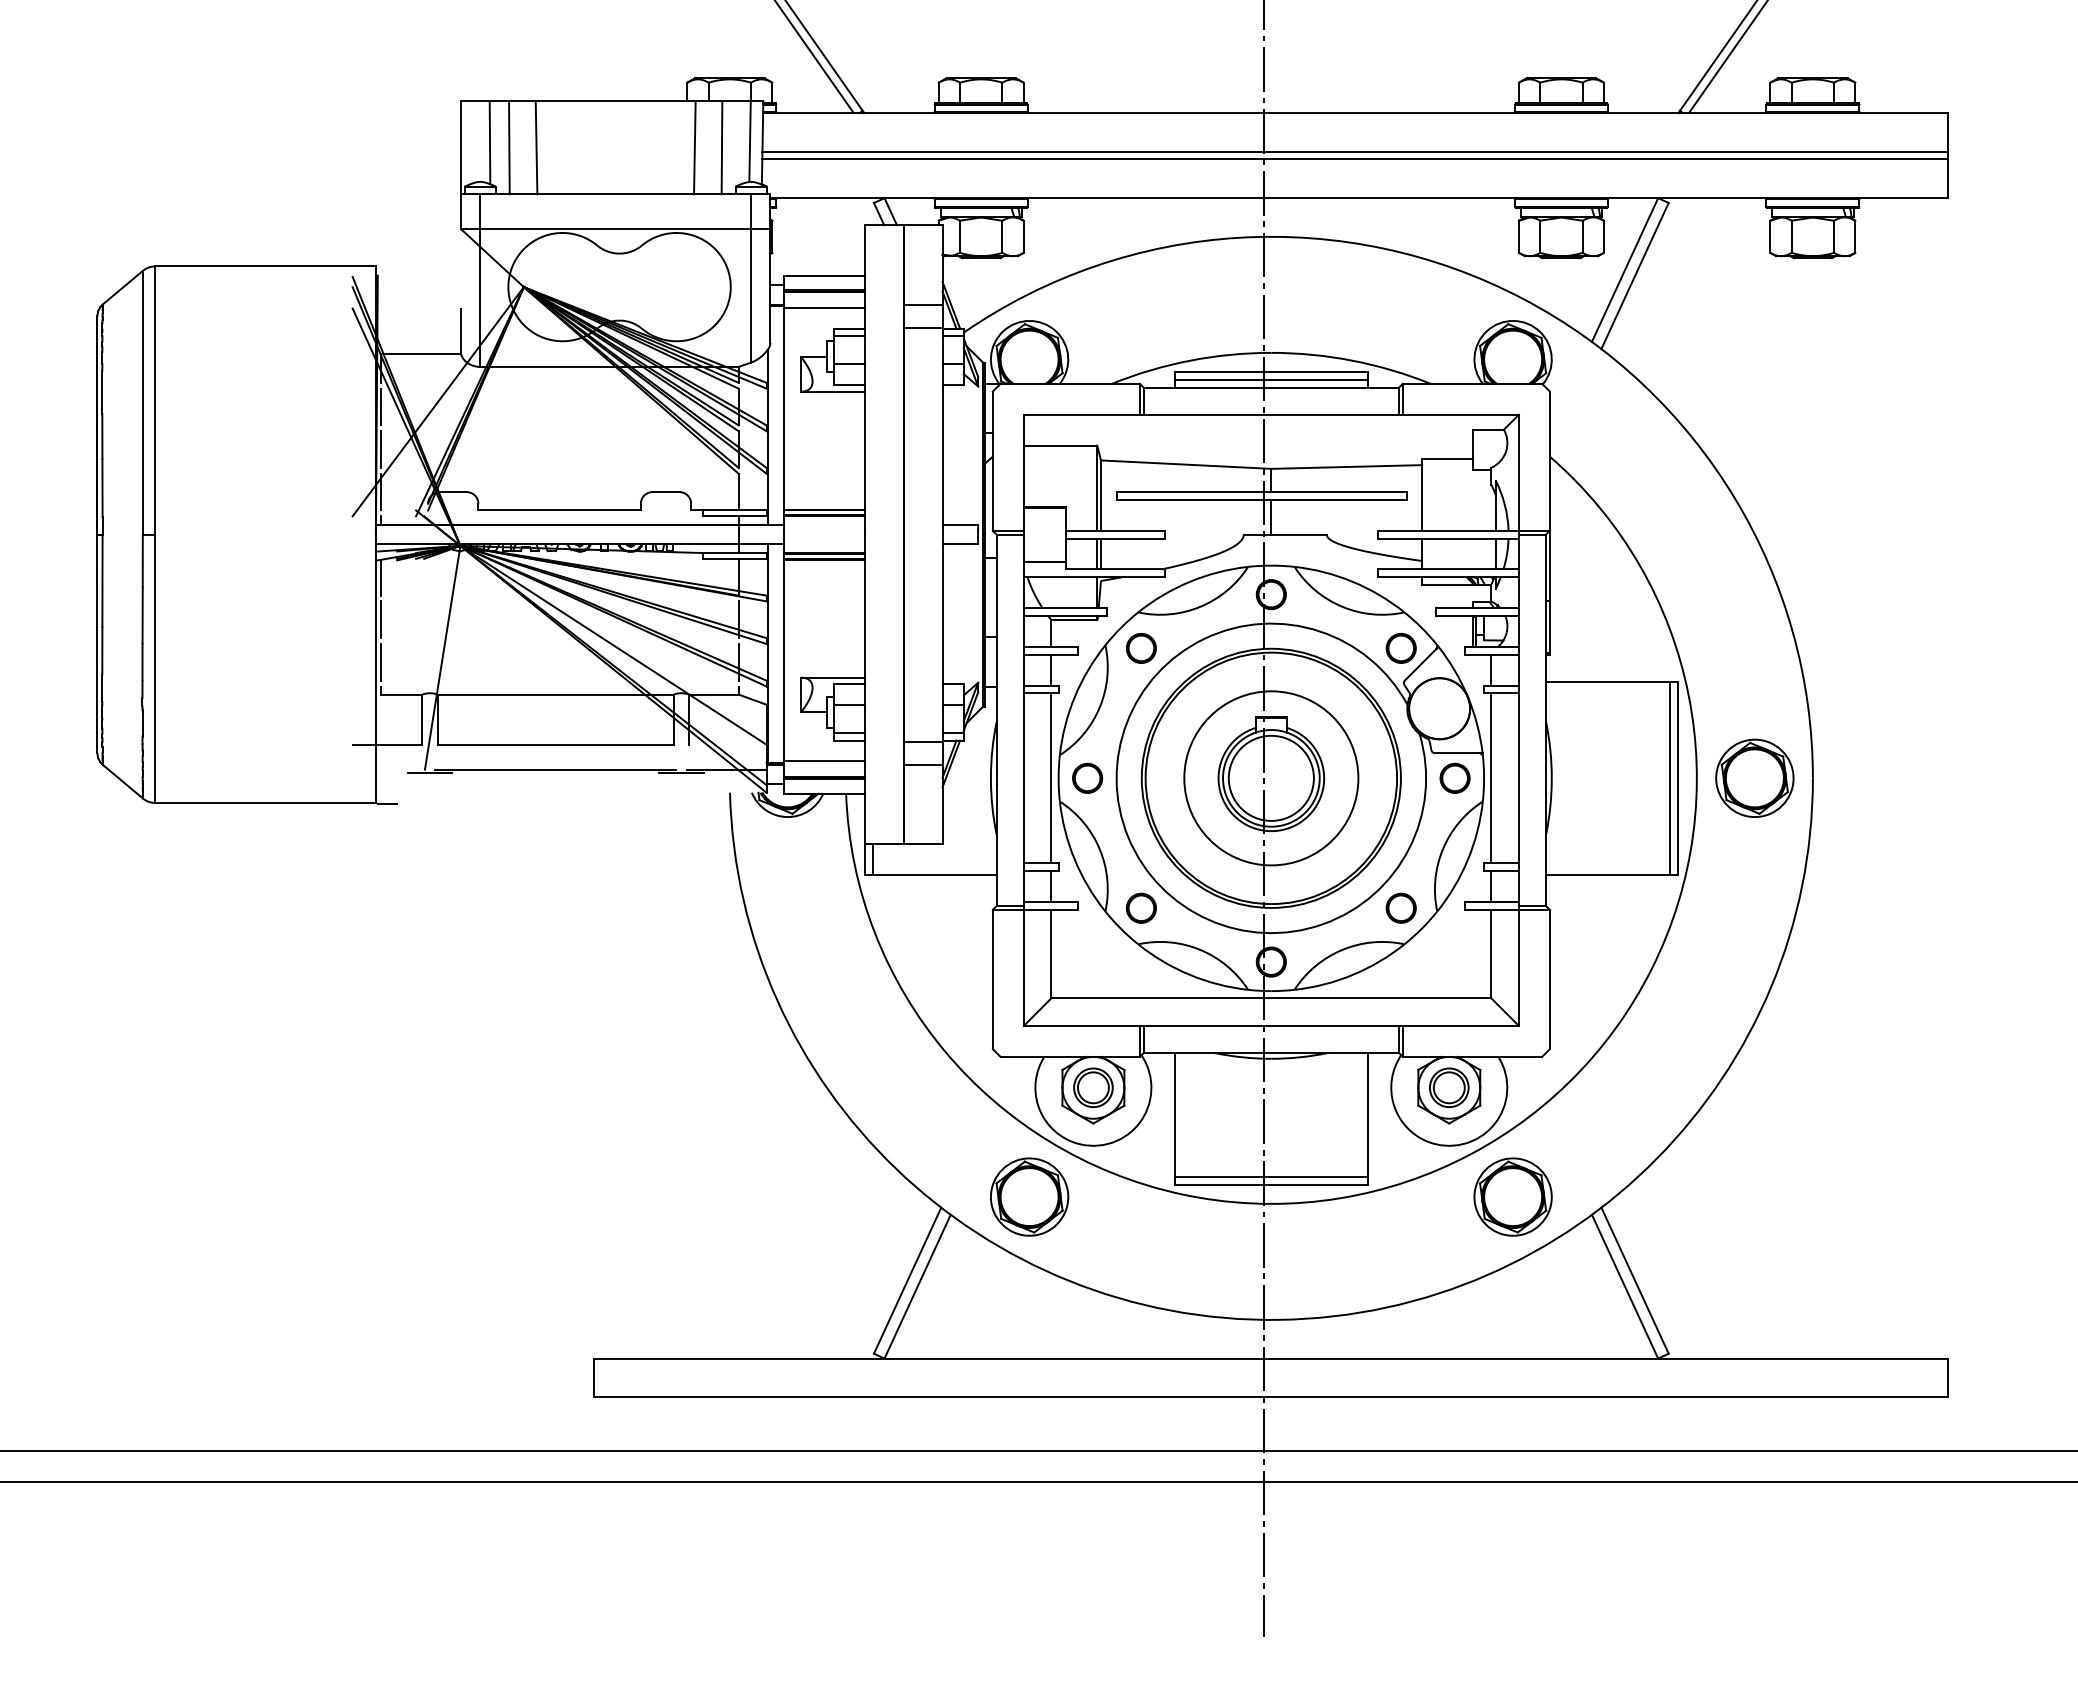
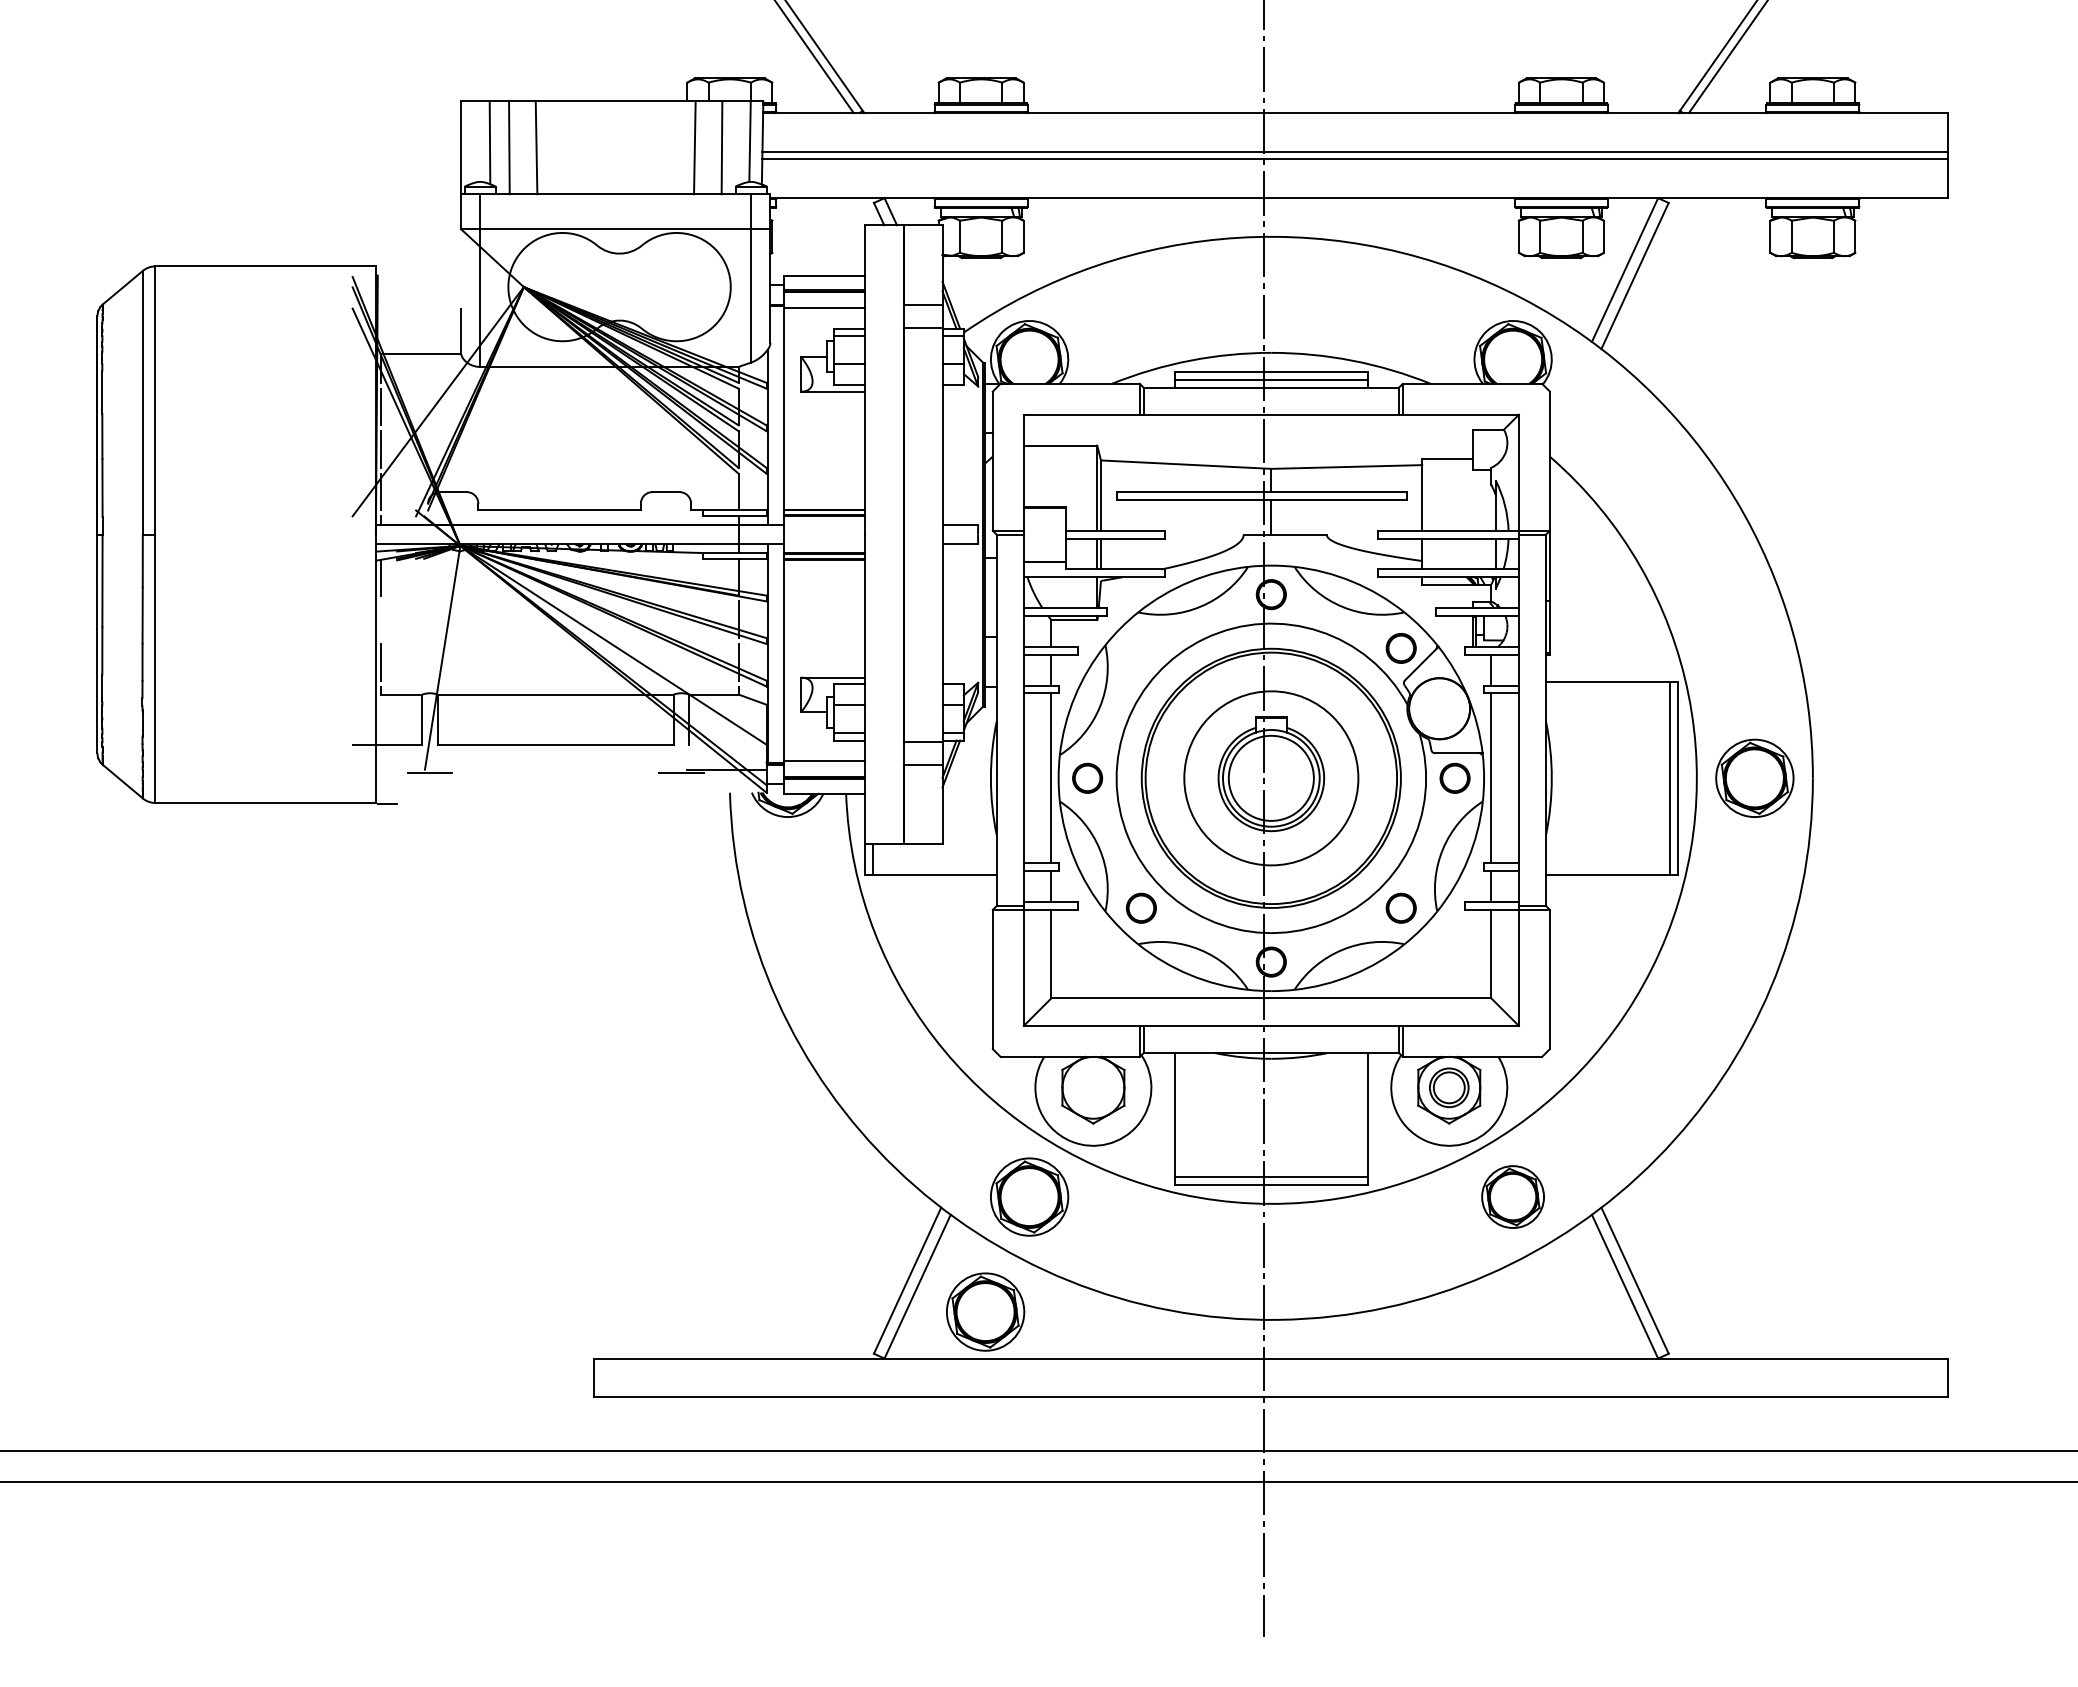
line: present -> none (380, 619)
circle: present -> none (1141, 648)
line: present -> none (555, 769)
part: present -> none (1093, 1087)
part size: 80x80 px -> 64x64 px (1512, 1196)
part: none -> present (985, 1311)
